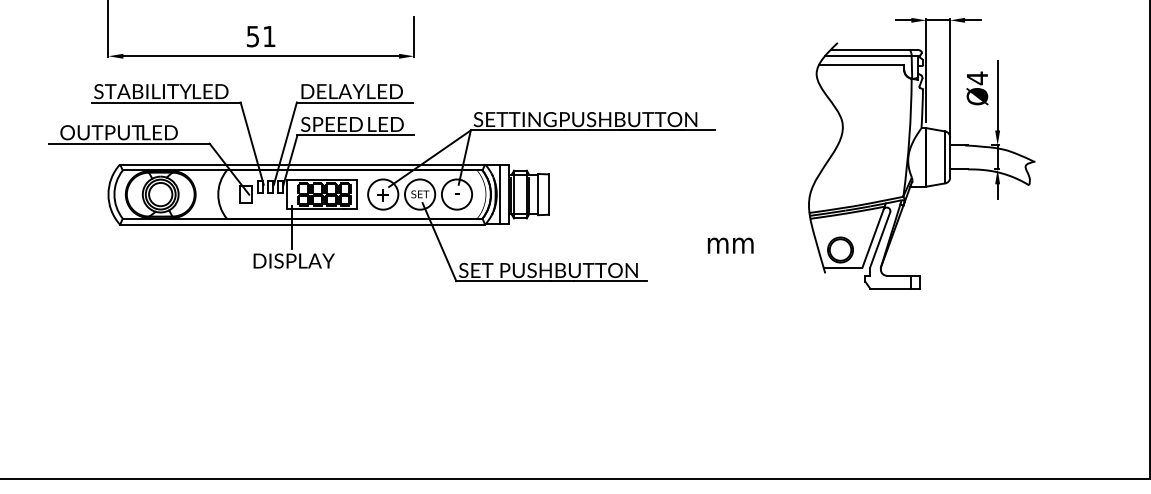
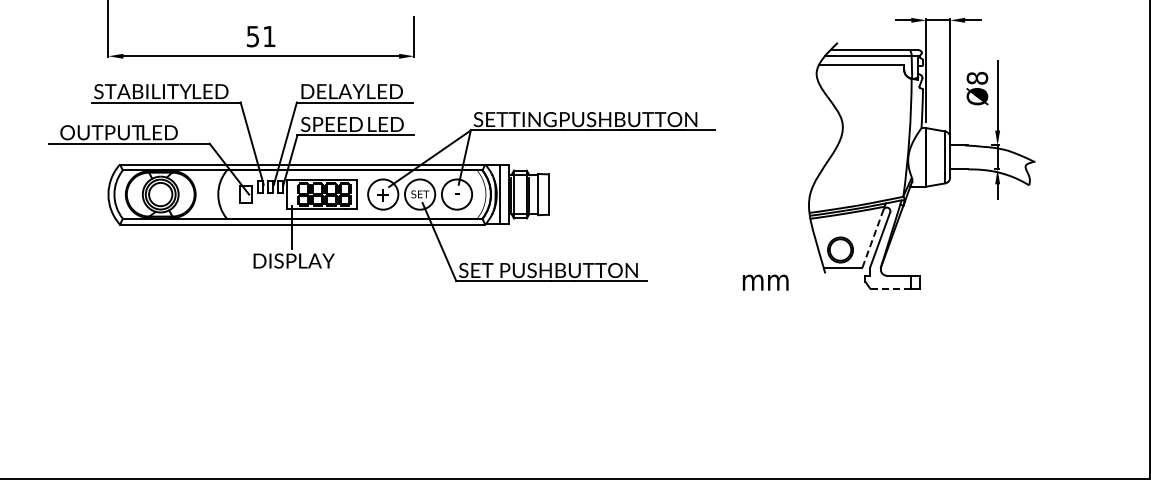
text: Ø4 -> Ø8 (977, 78)
line: solid -> dashed (873, 236)
text position: (730, 245) -> (765, 282) (765, 282)
line: solid -> dashed (890, 288)
